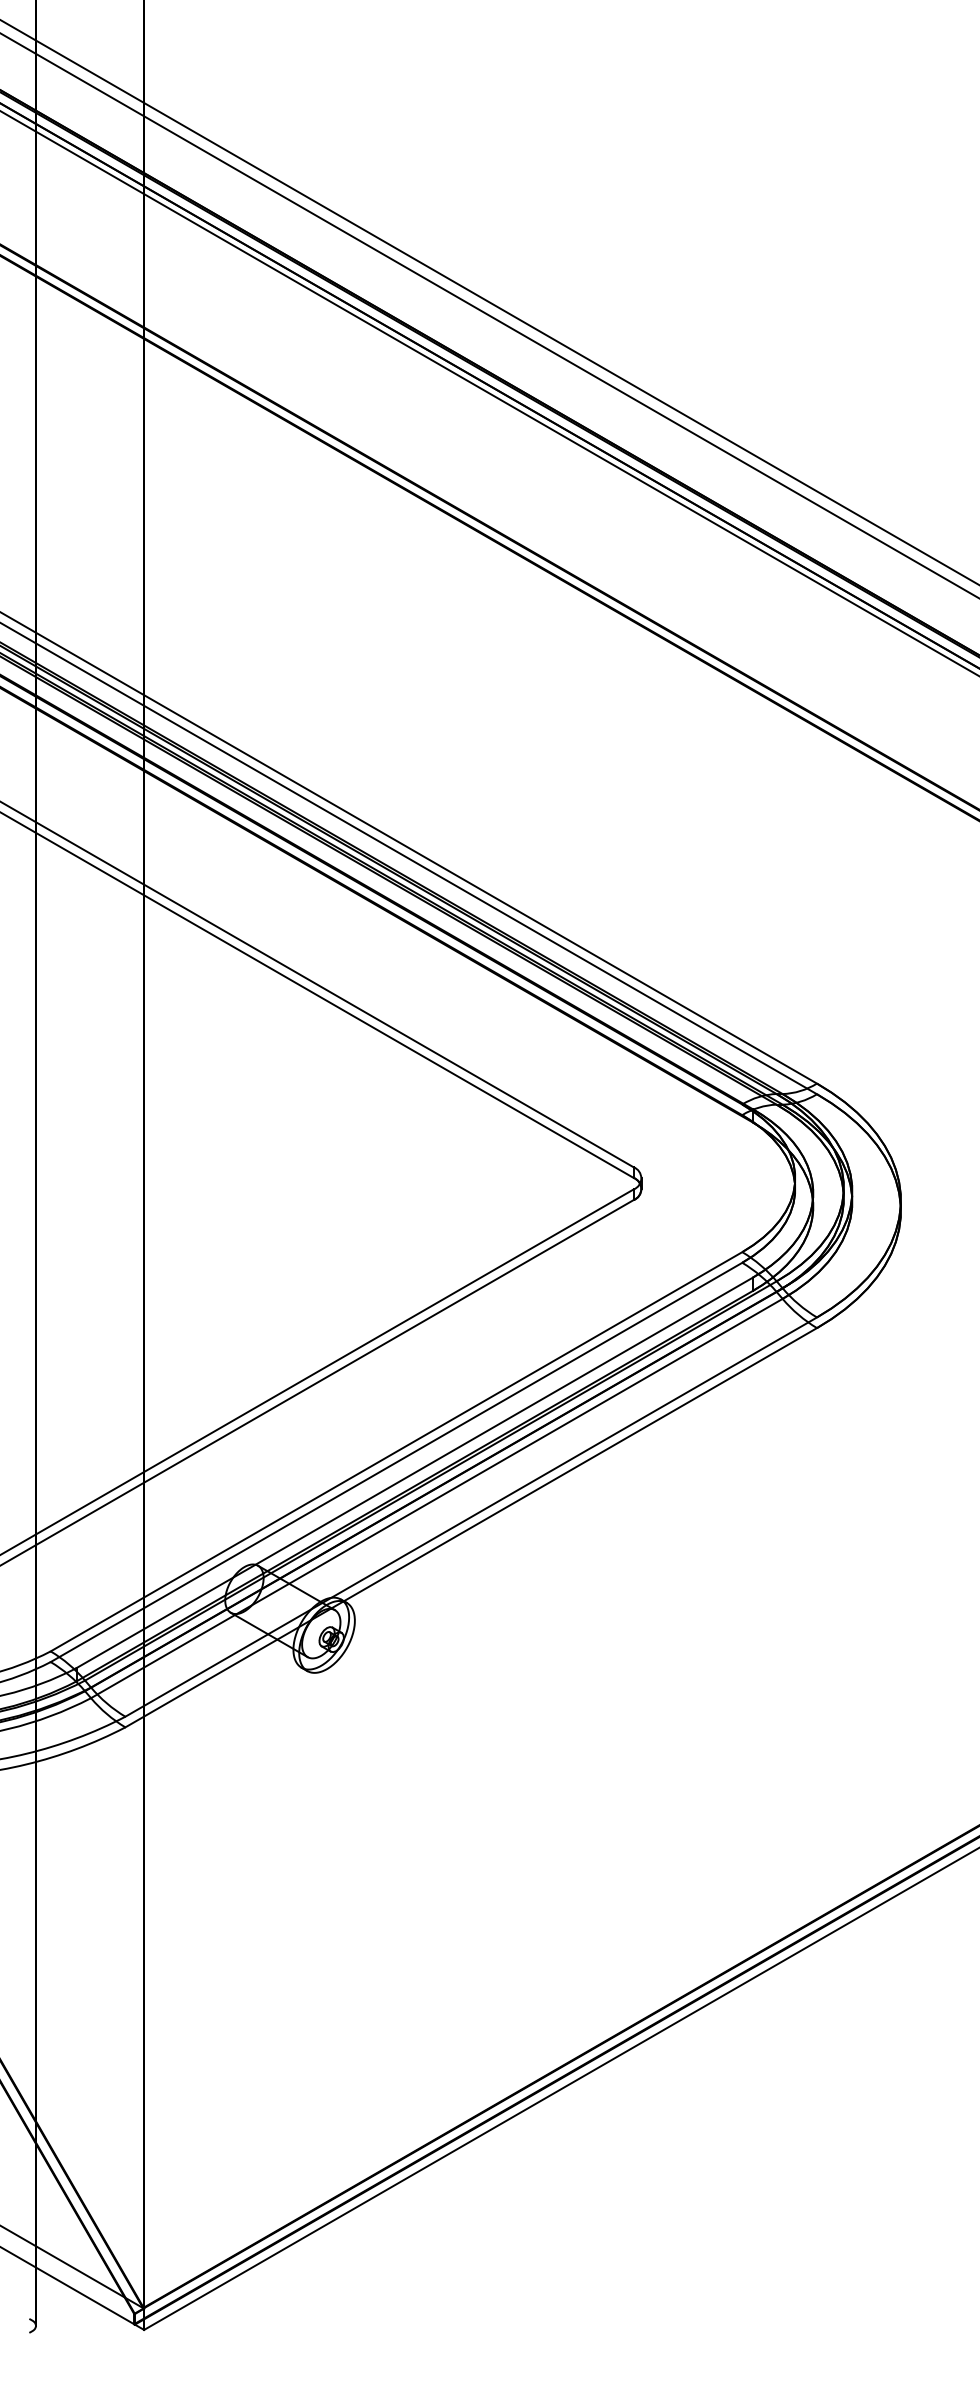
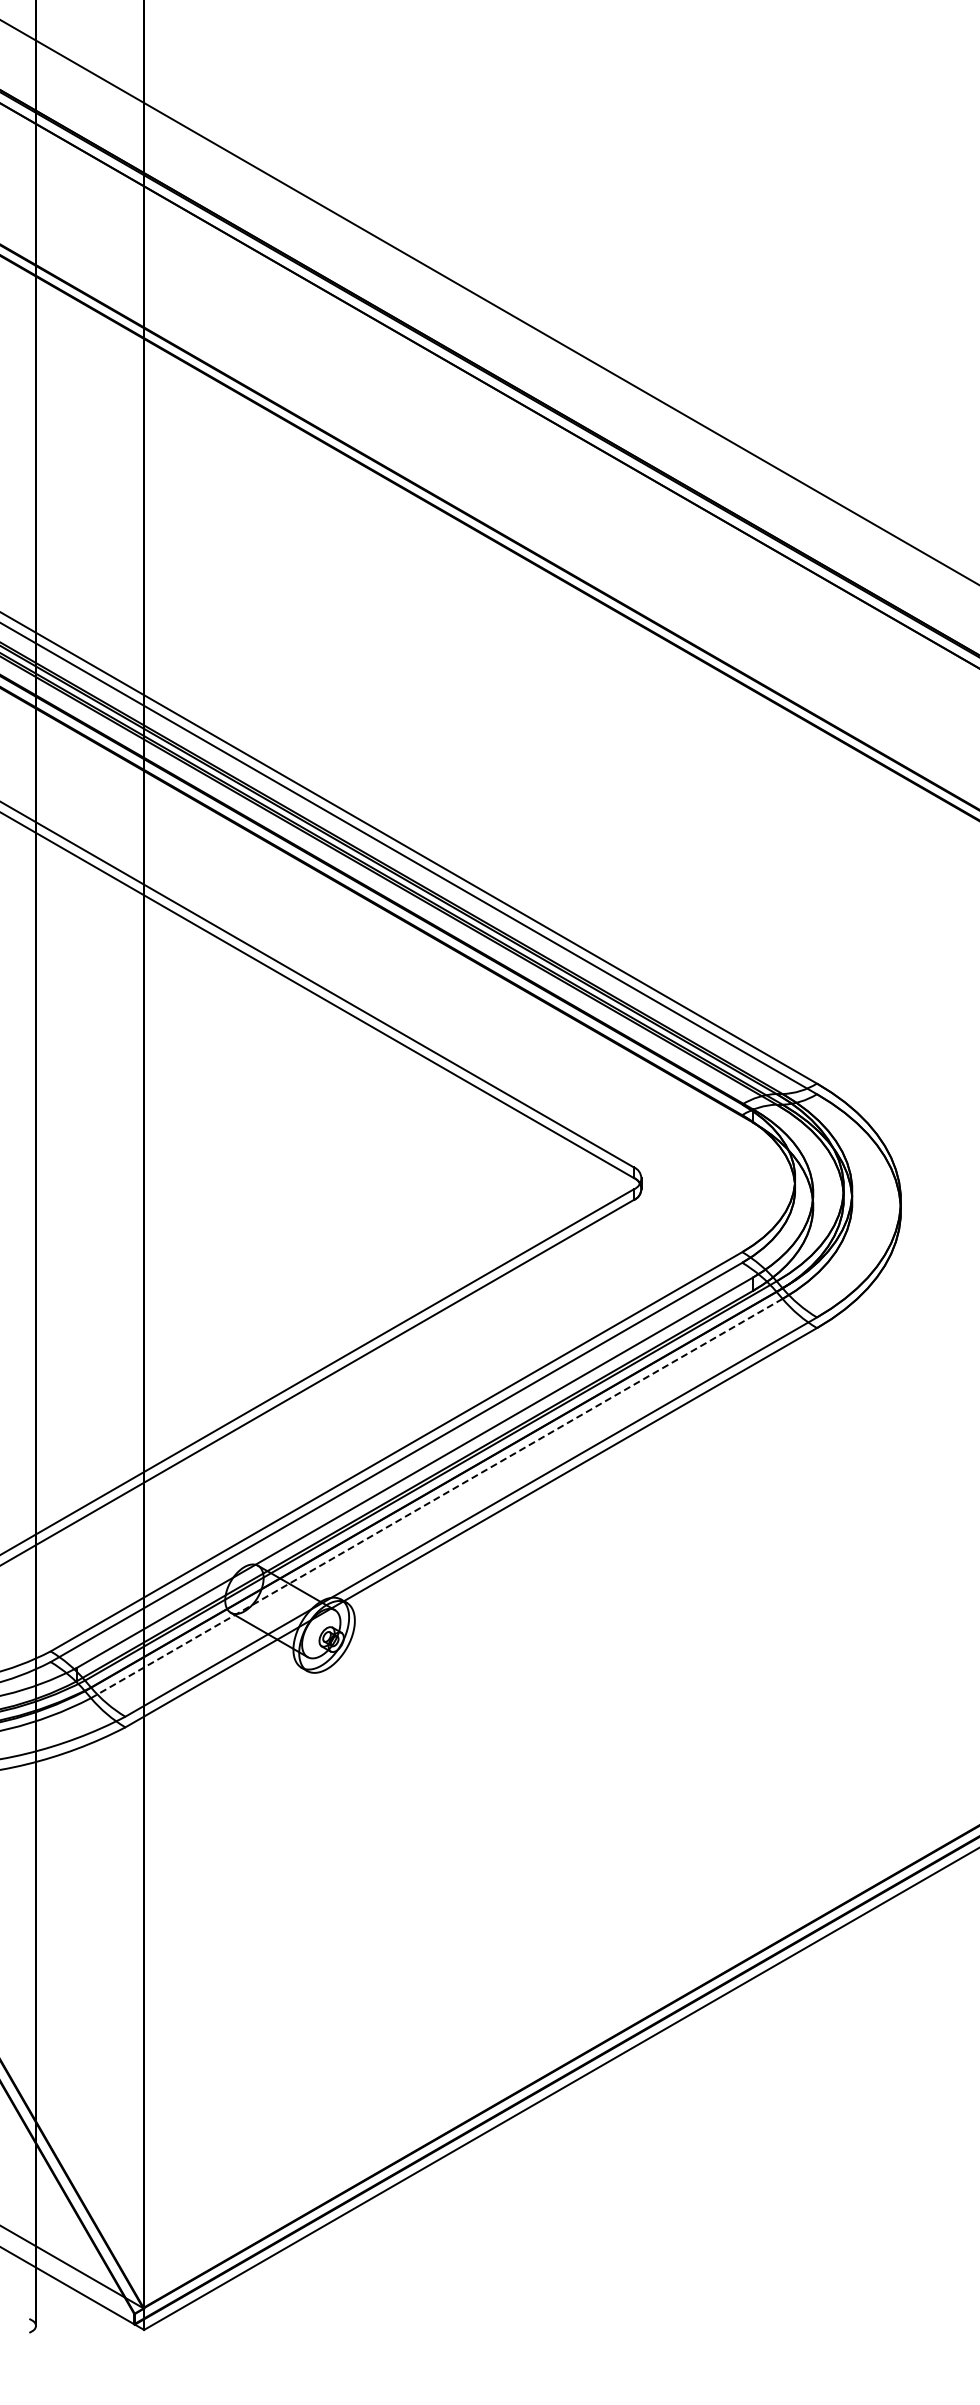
line: present -> none (489, 315)
line: present -> none (489, 393)
line: solid -> dashed (436, 1498)
